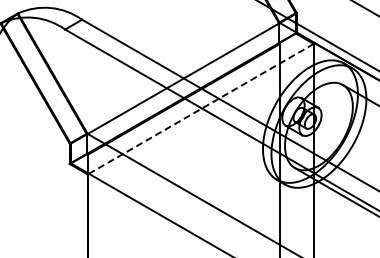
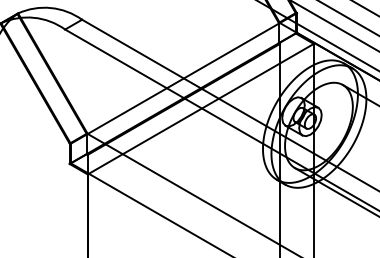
line: none -> present (348, 18)
line: none -> present (334, 25)
line: dashed -> solid (200, 109)
